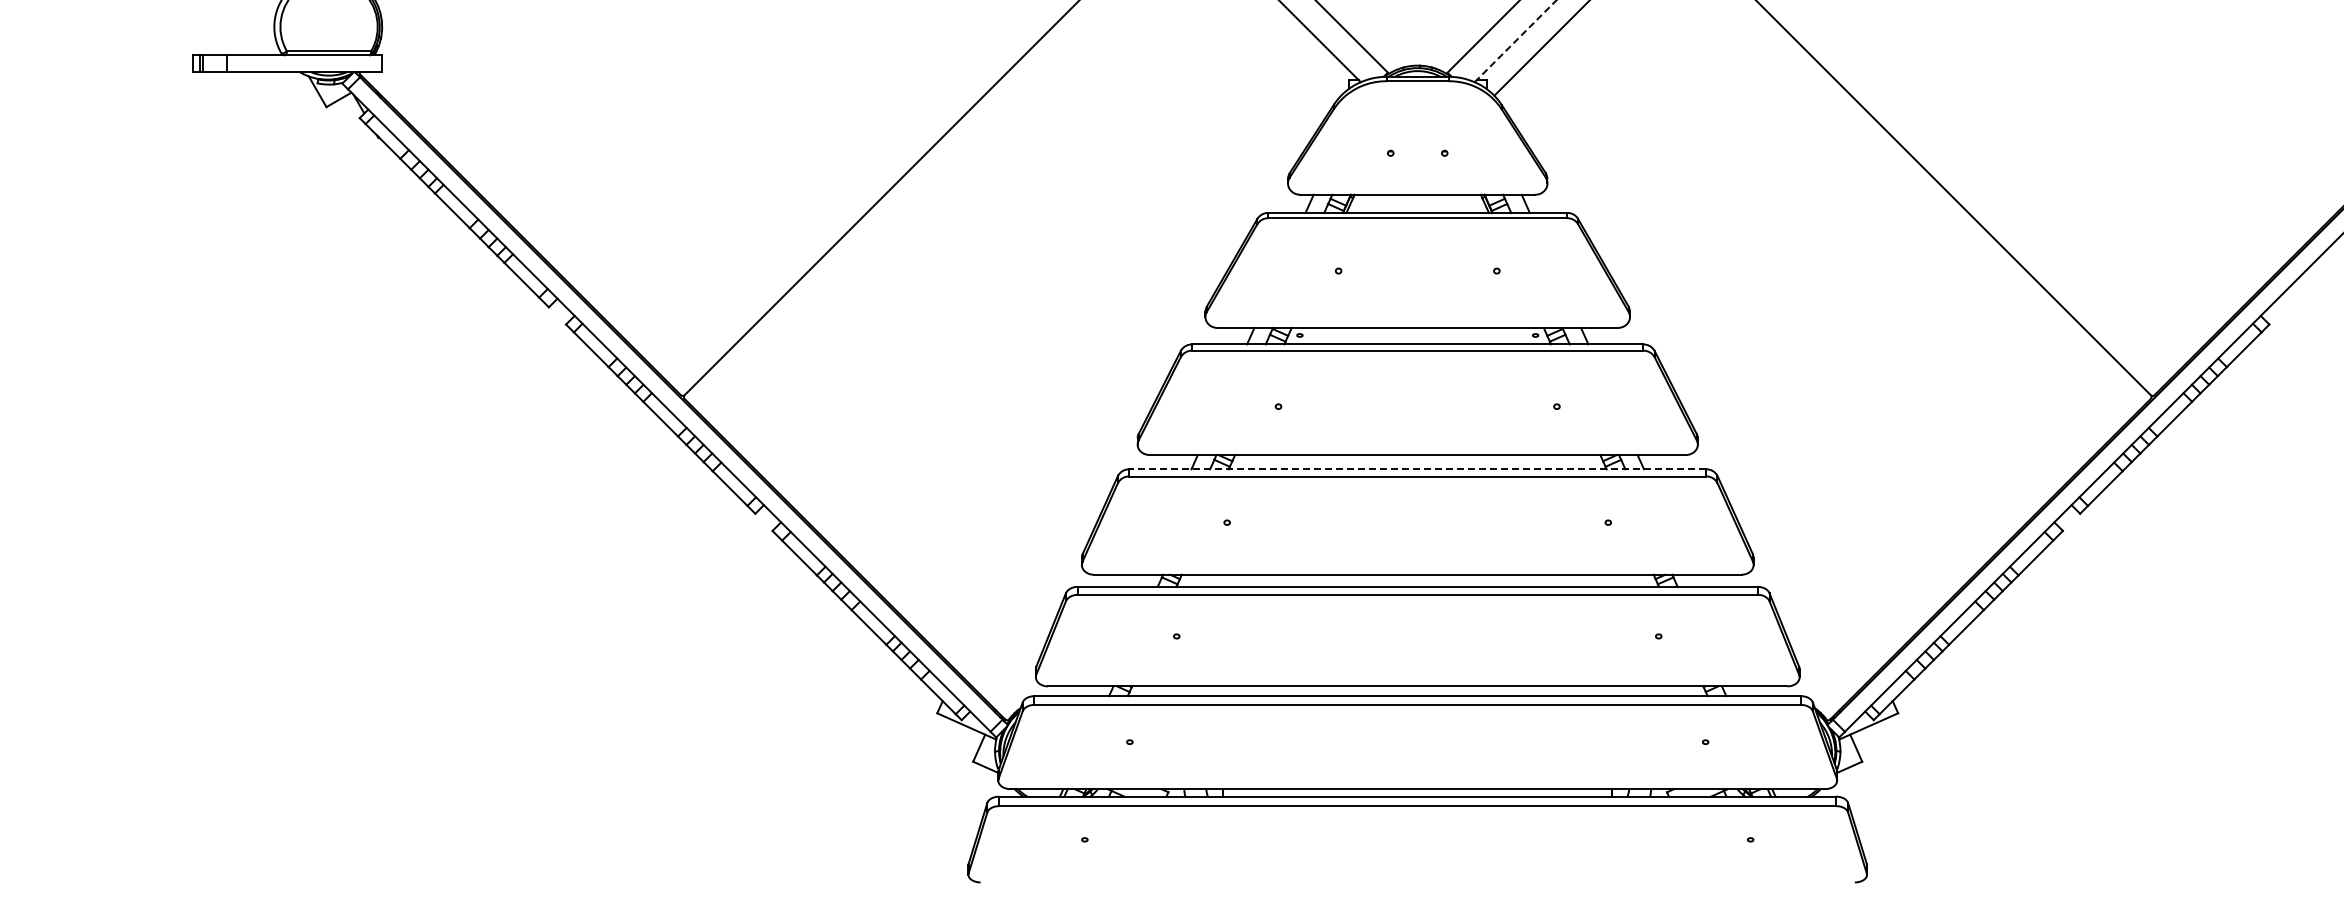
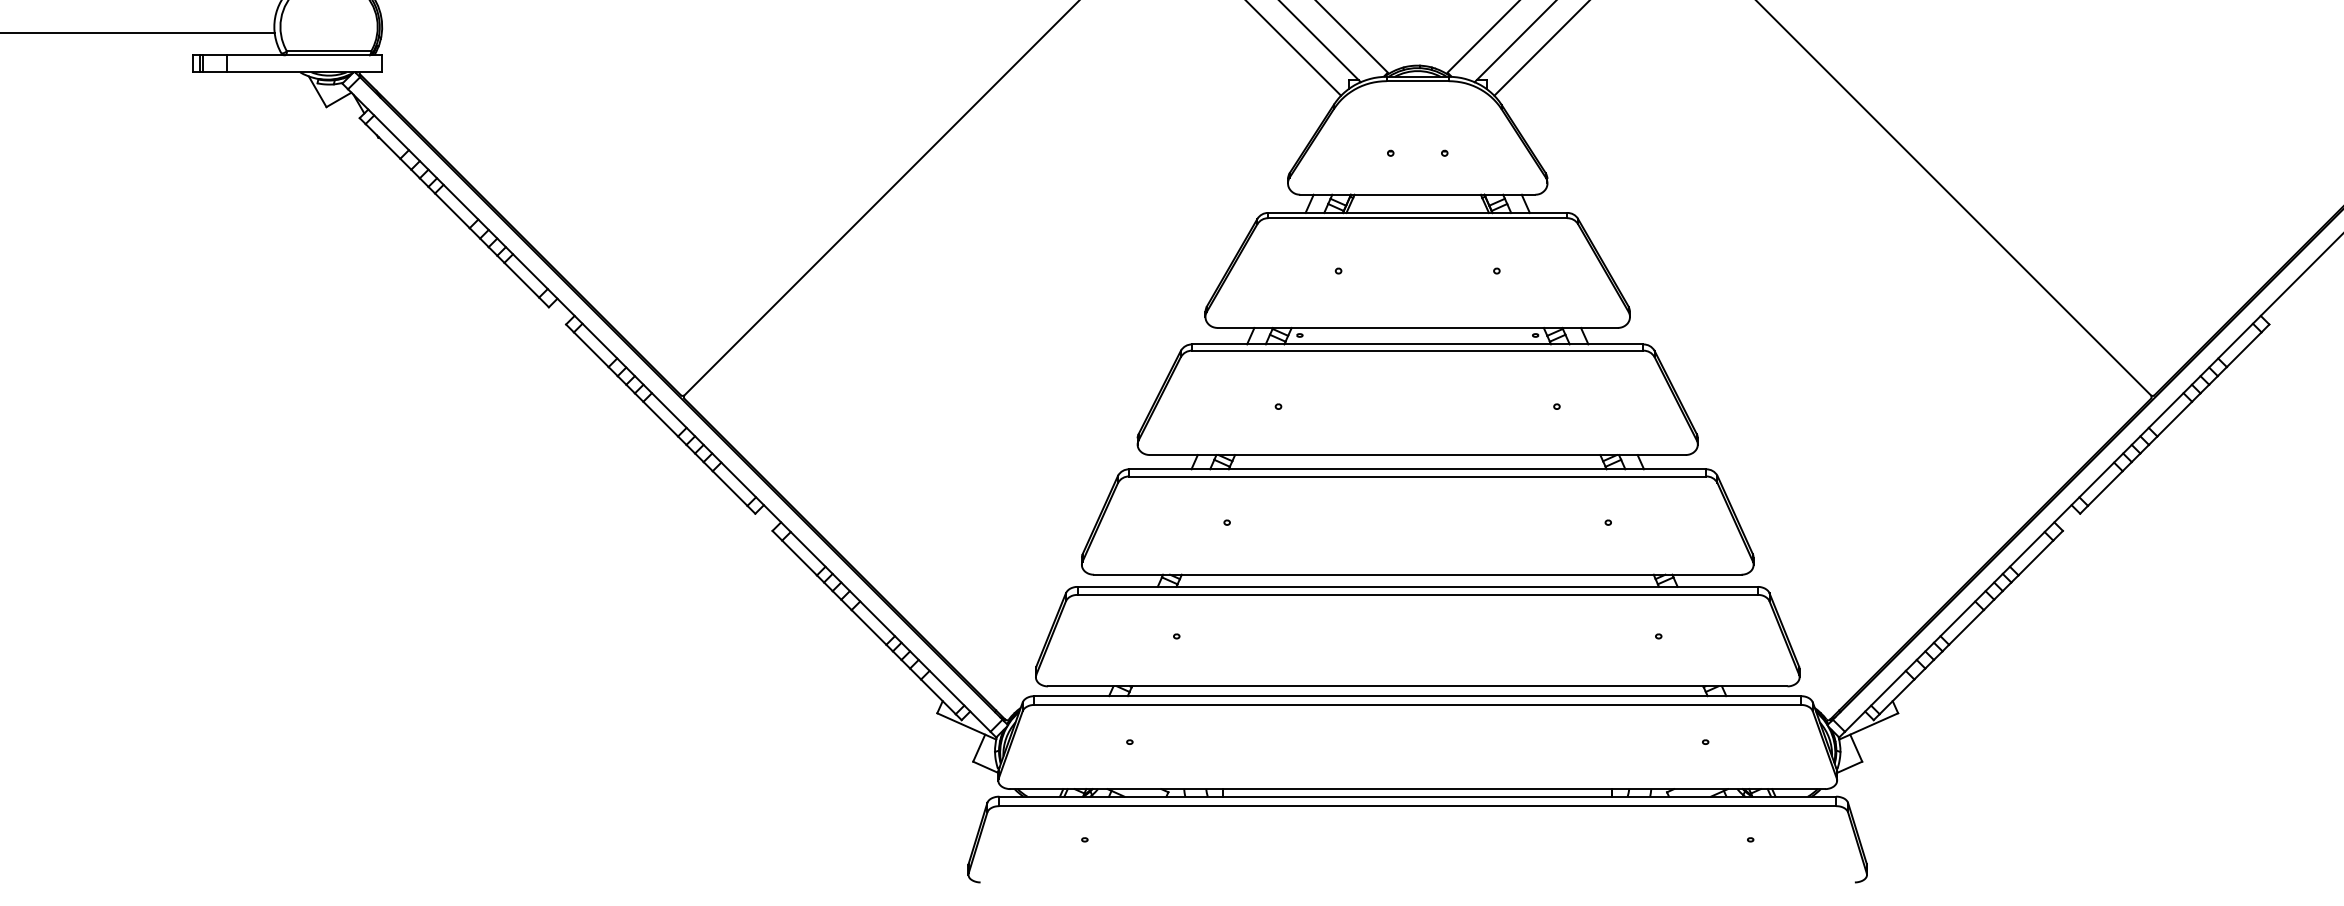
line: none -> present (138, 33)
line: dashed -> solid (1515, 41)
line: none -> present (1294, 48)
line: dashed -> solid (1417, 469)
